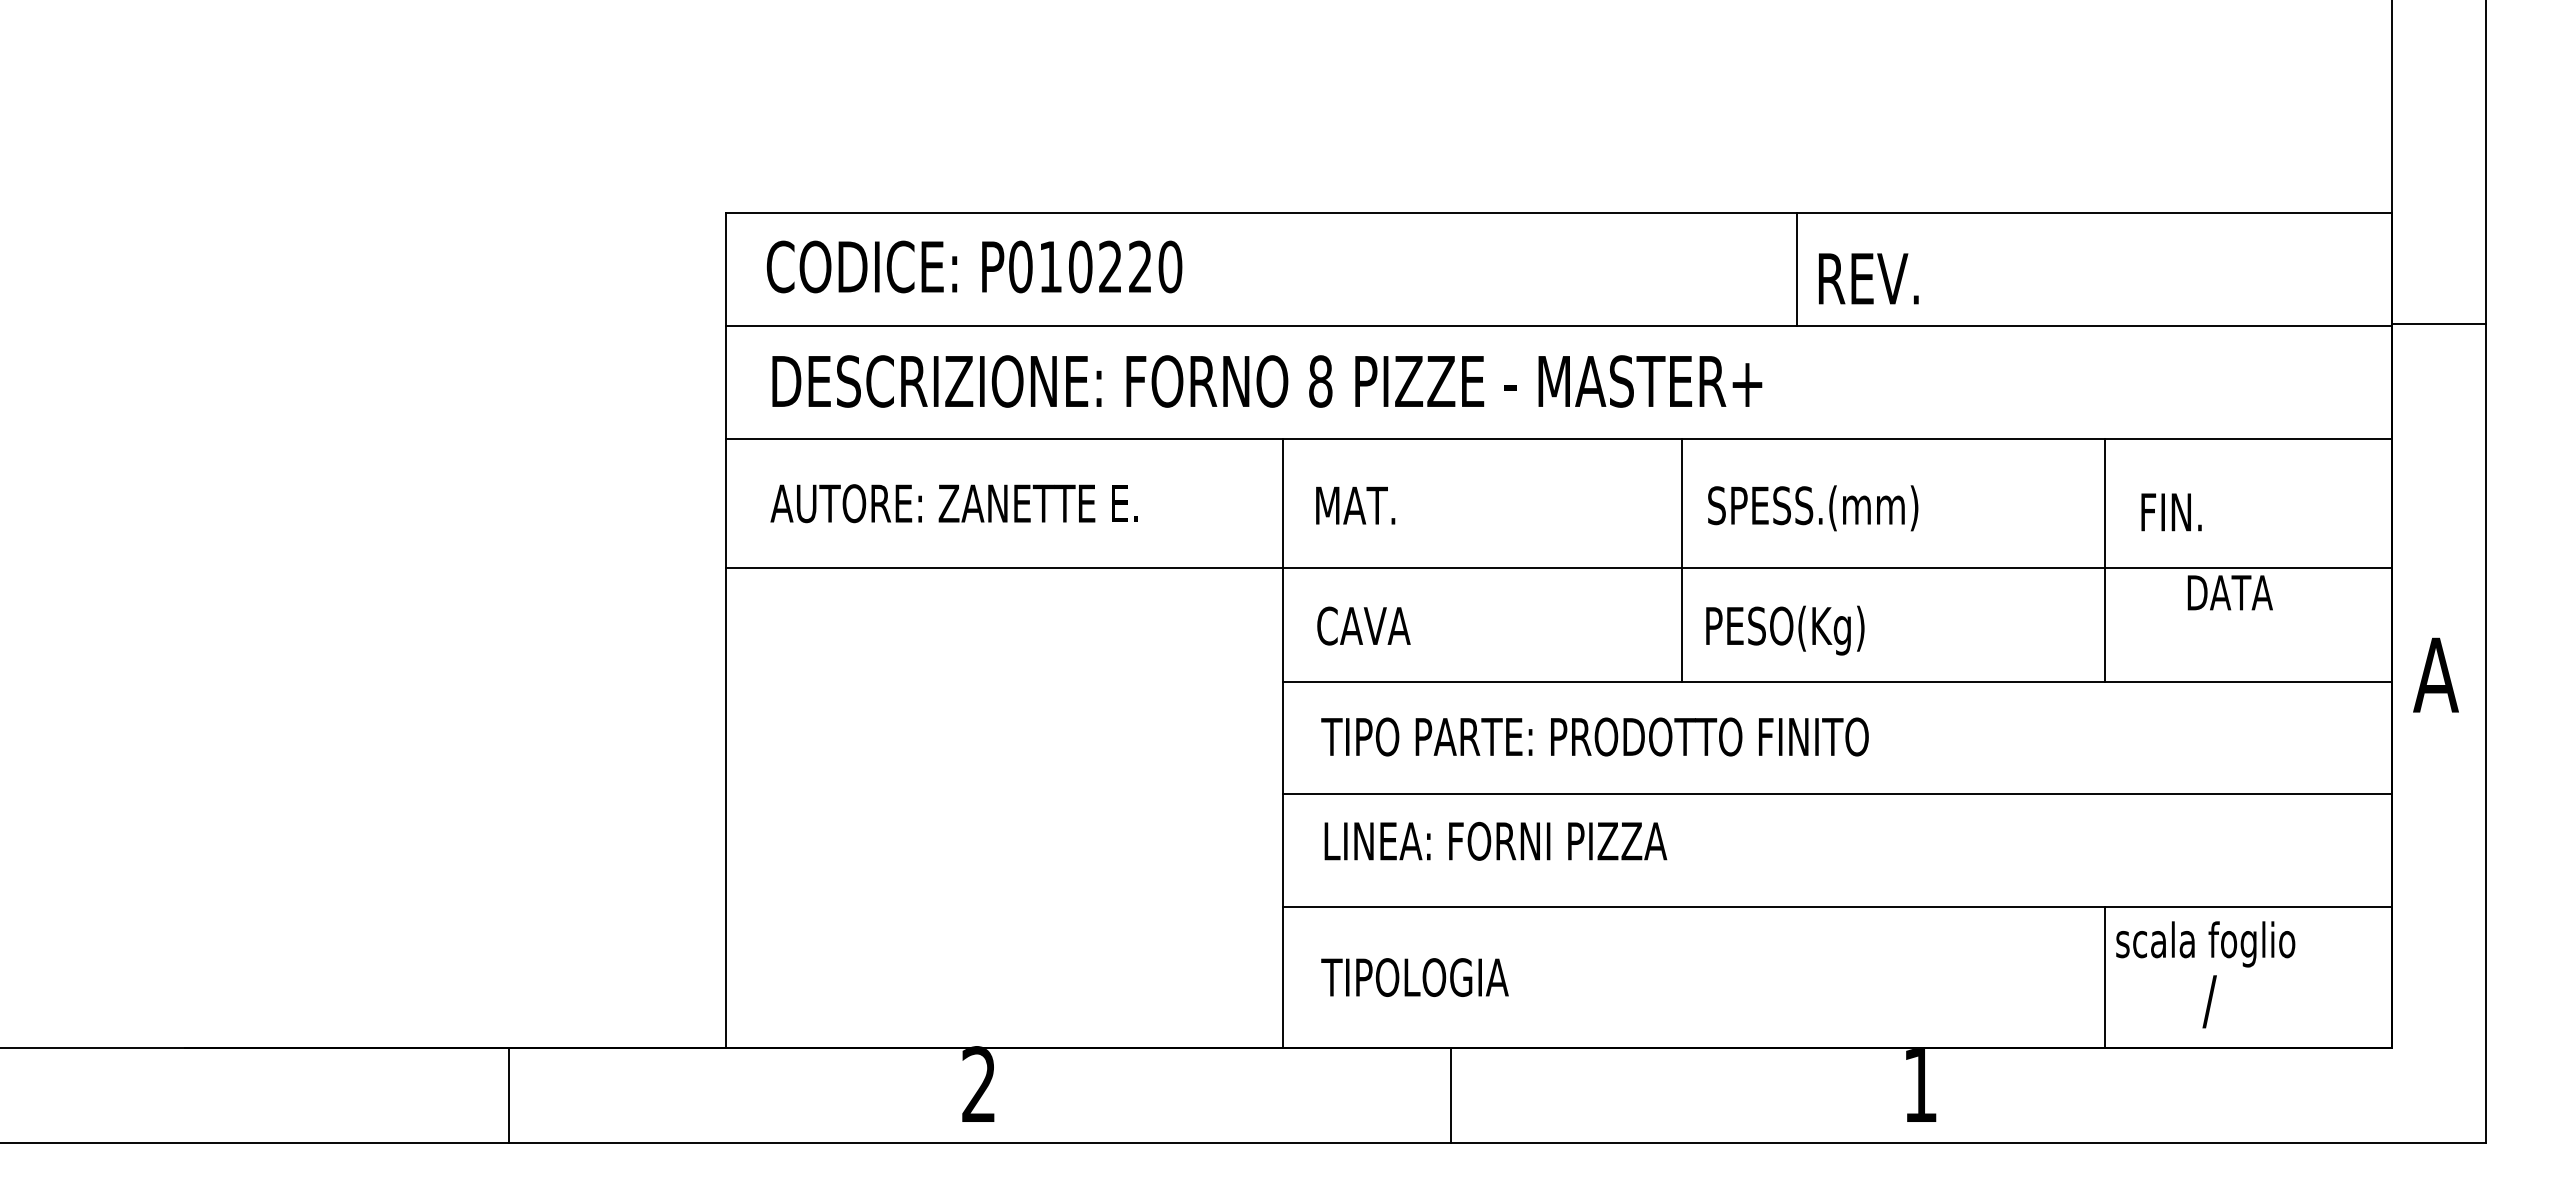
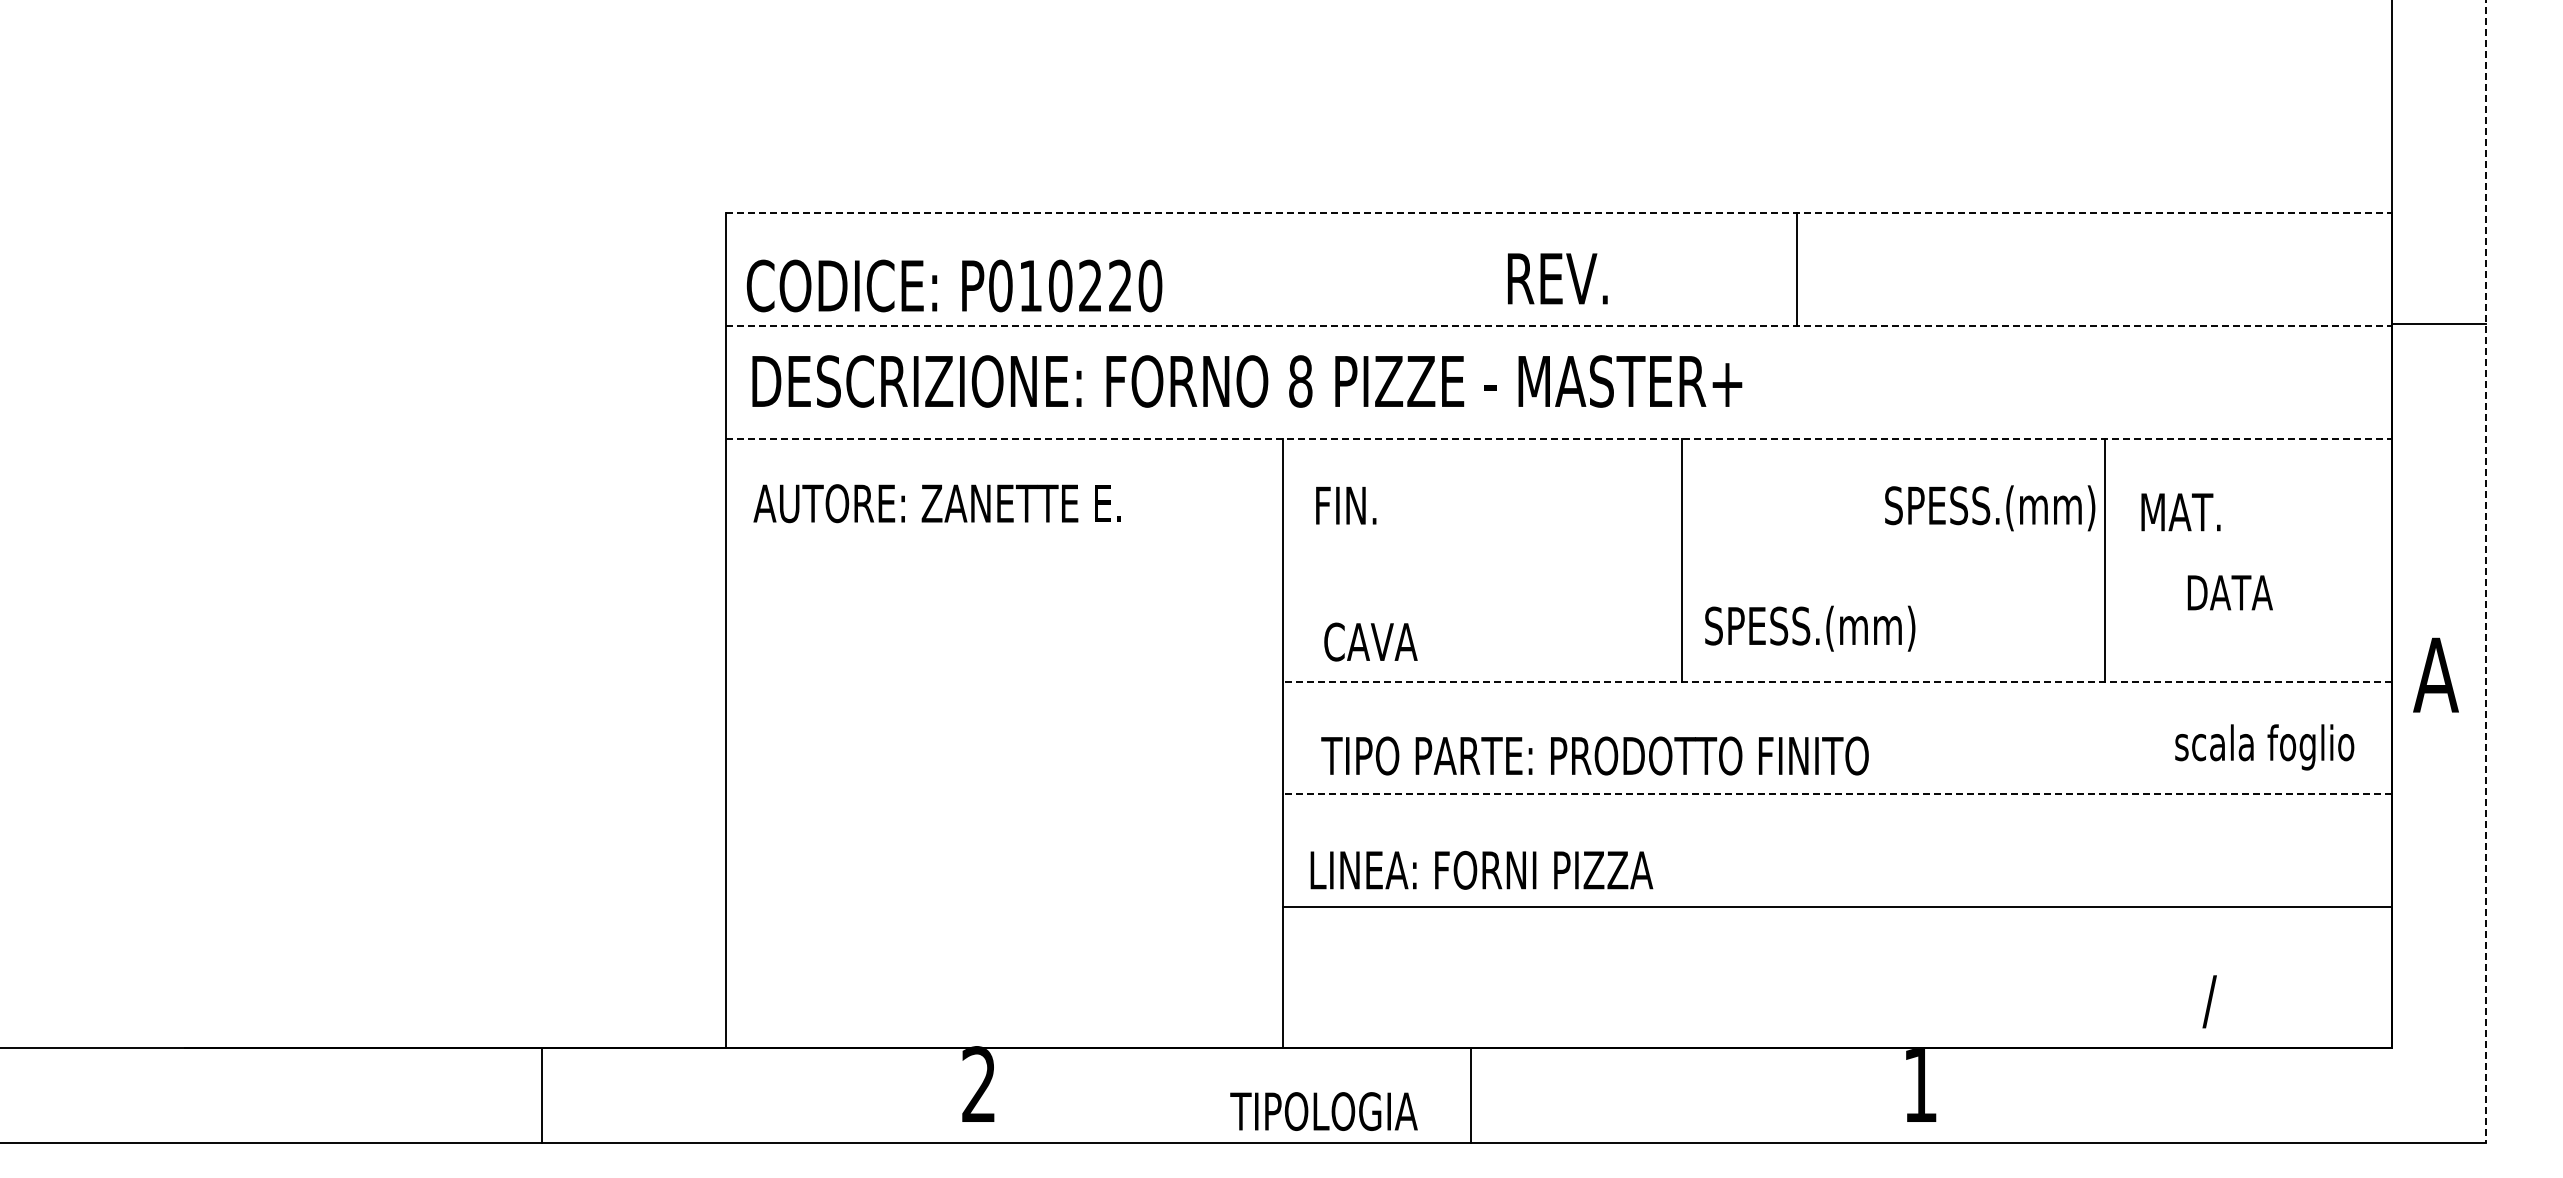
line: solid -> dashed (1559, 213)
text position: (974, 266) -> (954, 285) (954, 285)
text position: (1868, 278) -> (1557, 278) (1557, 278)
line: solid -> dashed (1559, 326)
text position: (1267, 381) -> (1247, 381) (1247, 381)
line: solid -> dashed (1559, 439)
text position: (953, 503) -> (936, 503) (936, 503)
text: MAT. -> FIN. (1357, 505)
text position: (1813, 508) -> (1990, 508) (1990, 508)
text: FIN. -> MAT. (2182, 512)
line: present -> none (1558, 568)
line: solid -> dashed (2486, 571)
text position: (1363, 625) -> (1370, 641) (1370, 641)
text: PESO(Kg) -> SPESS.(mm) (1810, 630)
line: solid -> dashed (1837, 681)
text position: (1594, 736) -> (1594, 755) (1594, 755)
line: solid -> dashed (1837, 794)
text position: (1495, 840) -> (1481, 869) (1481, 869)
text position: (2205, 944) -> (2264, 747) (2264, 747)
text position: (1414, 977) -> (1323, 1111) (1323, 1111)
line: present -> none (2105, 977)
line position: (509, 1095) -> (542, 1095) (542, 1095)
line position: (1450, 1095) -> (1470, 1095) (1470, 1095)
